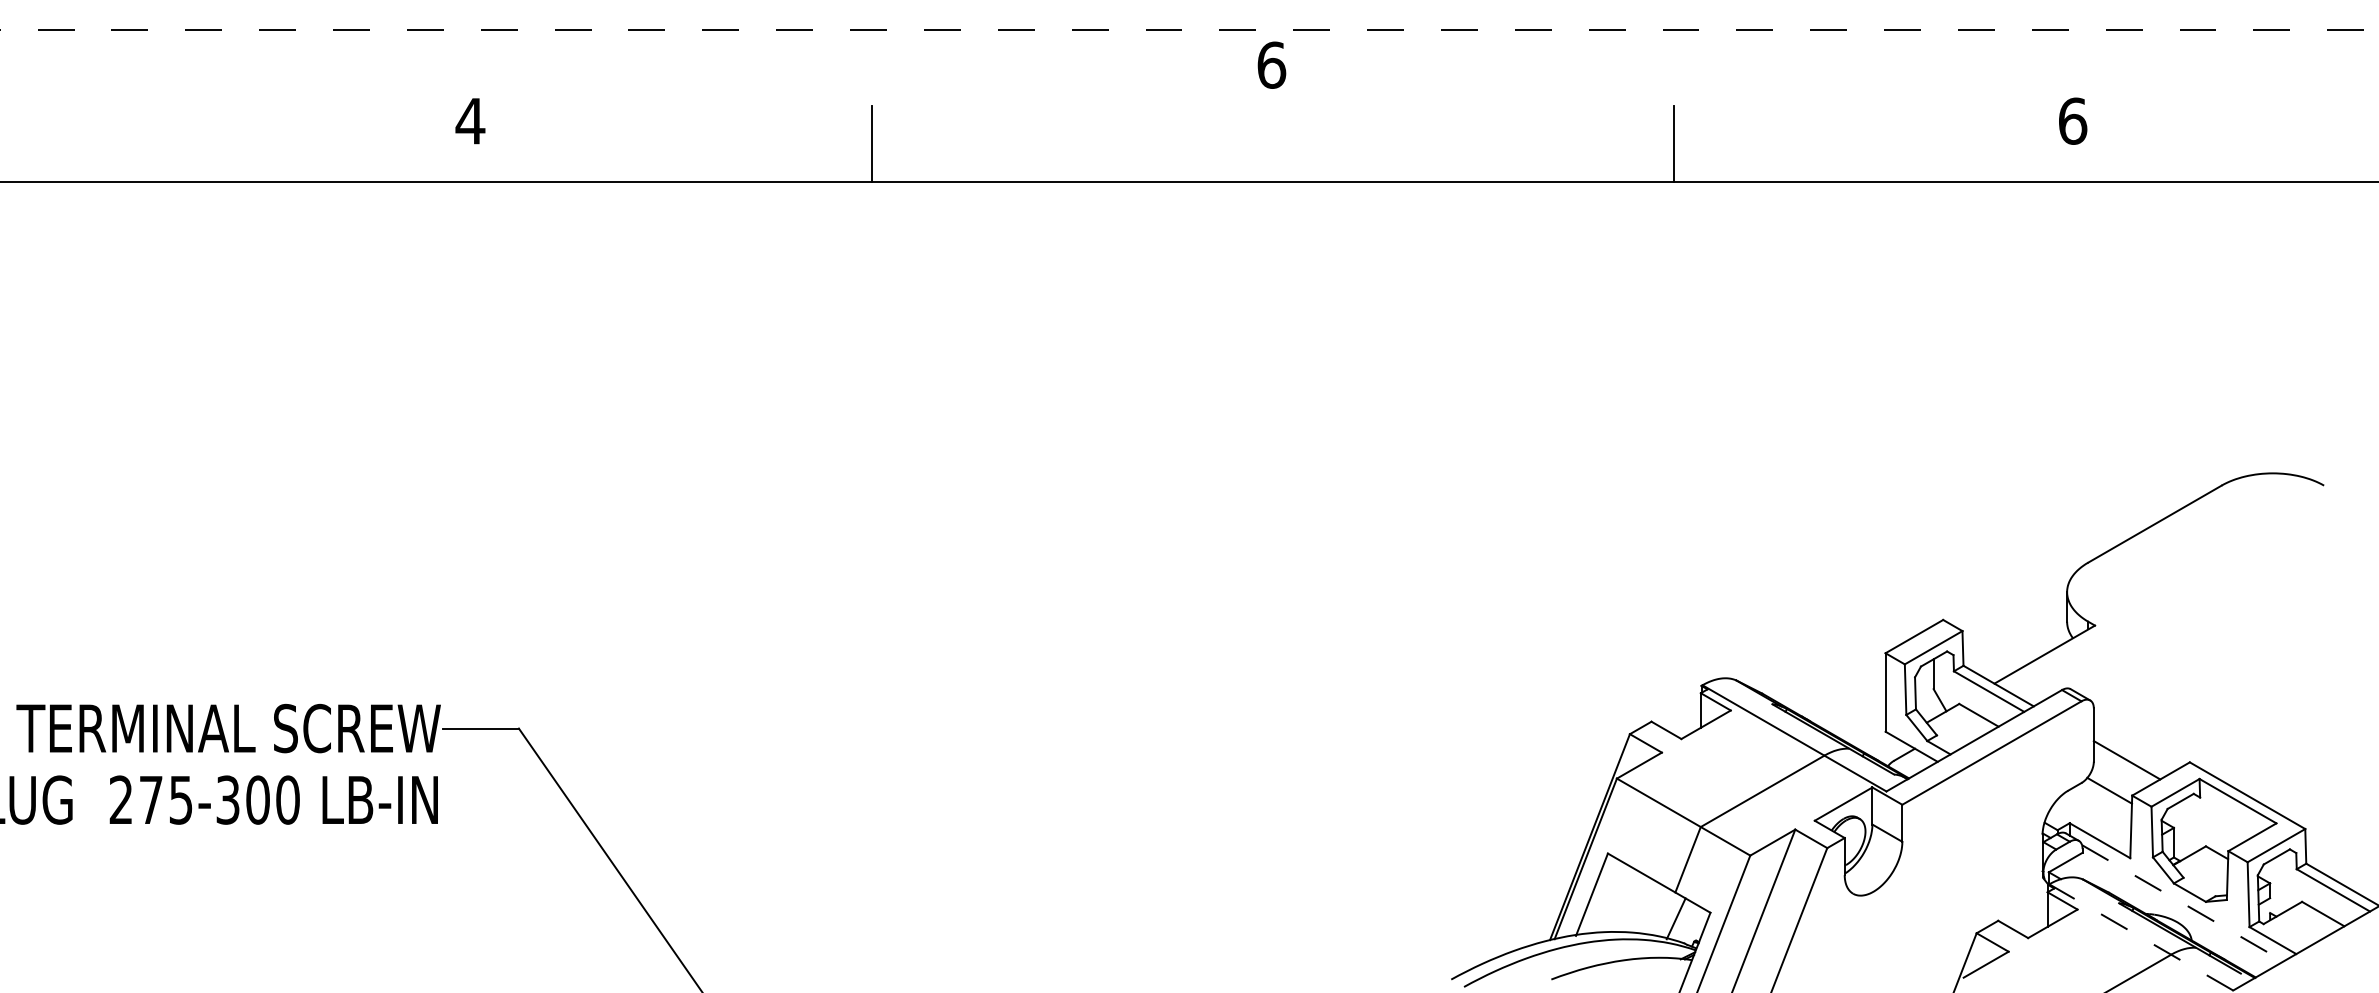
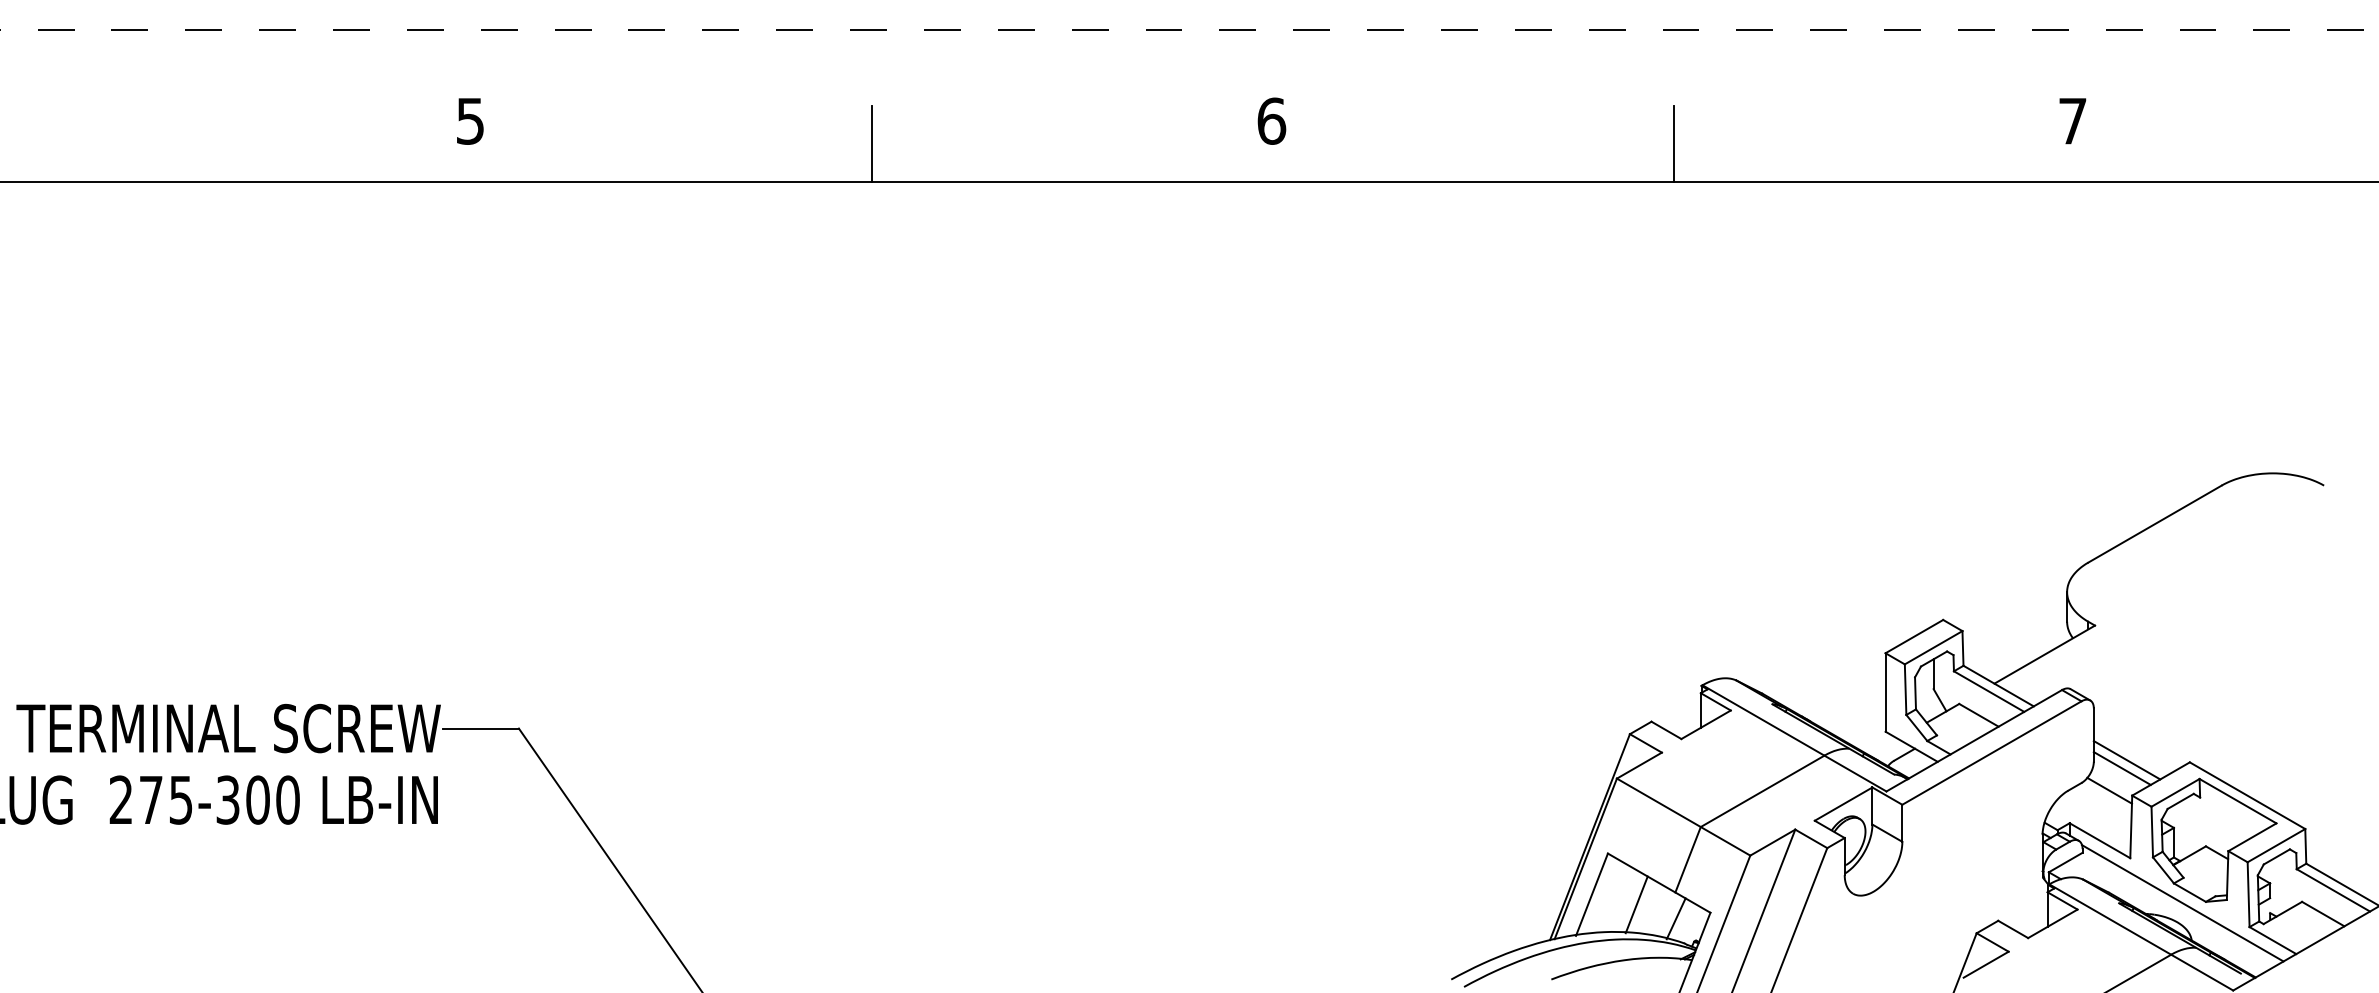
text position: (1271, 64) -> (1271, 120) (1271, 120)
text: 6 -> 7 (2073, 120)
text: 4 -> 5 (470, 121)
line: none -> present (2121, 768)
line: dashed -> solid (2183, 903)
line: none -> present (1636, 904)
line: dashed -> solid (2140, 937)
